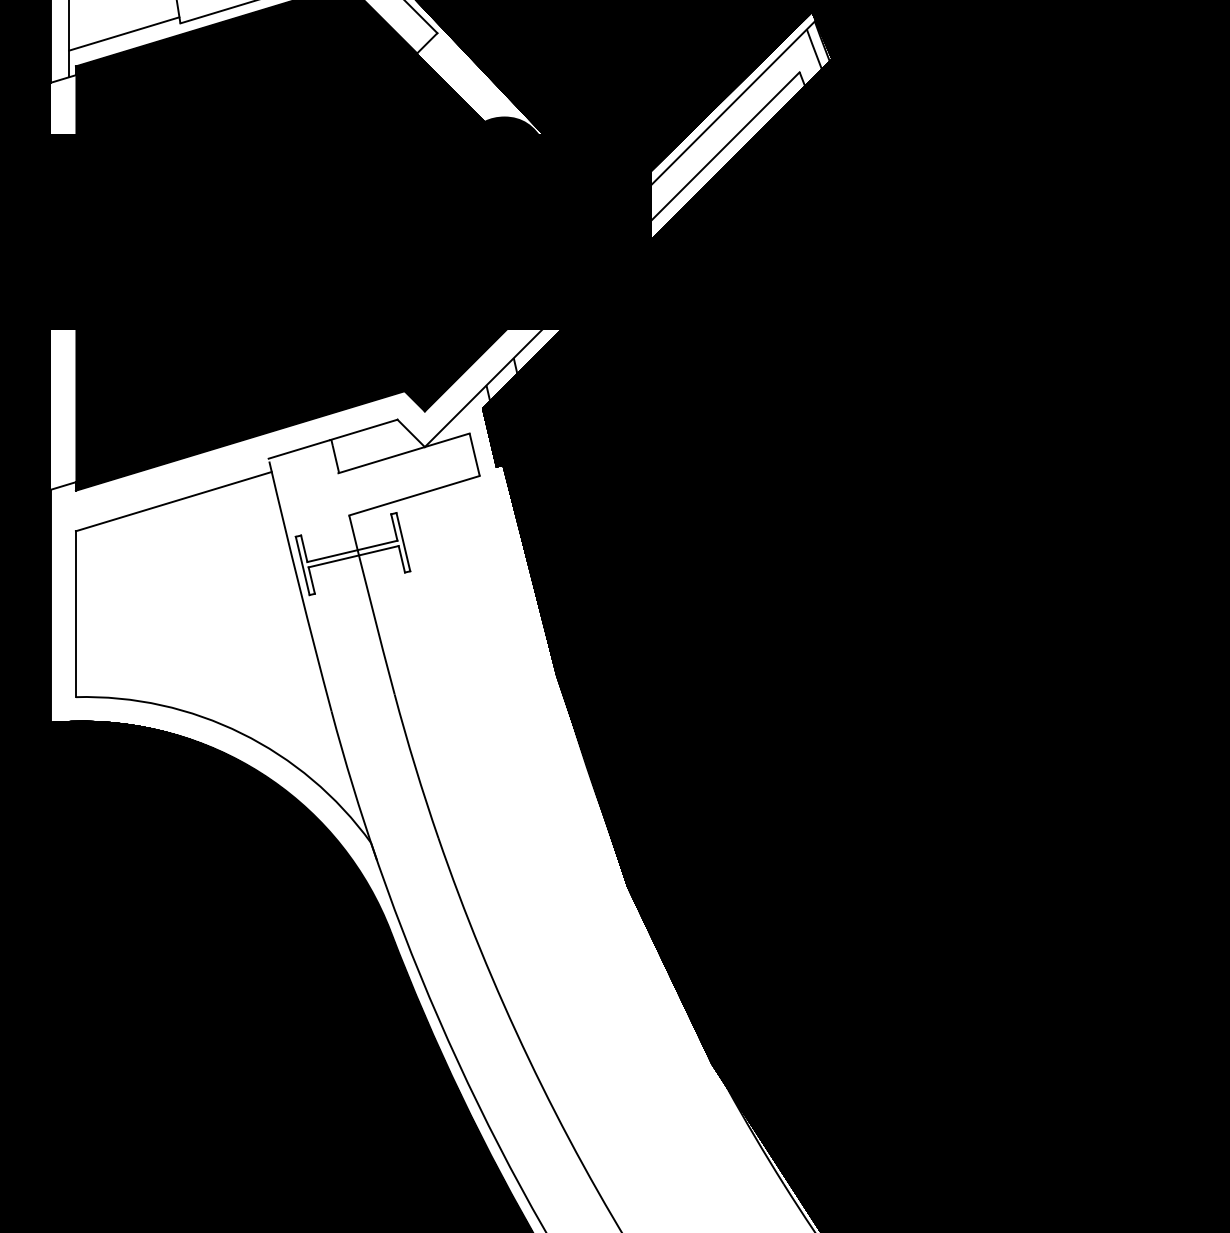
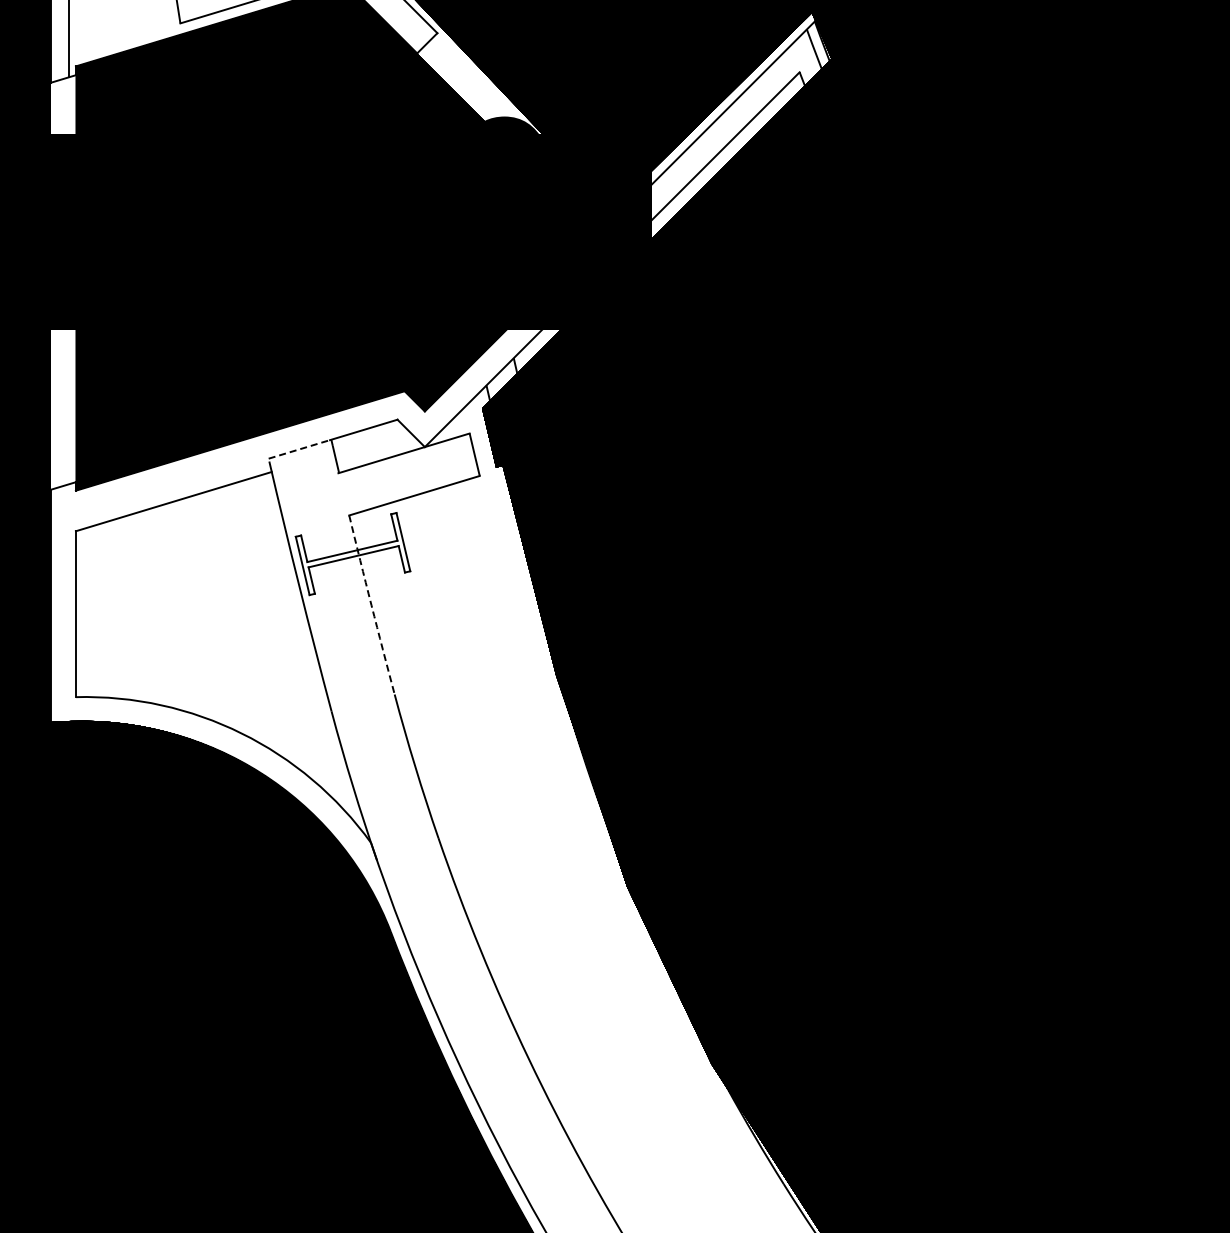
line: present -> none (124, 33)
line: solid -> dashed (299, 449)
arc: solid -> dashed (371, 605)
